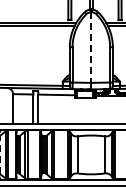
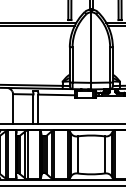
line: dashed -> solid (91, 48)
line: dashed -> solid (0, 154)
